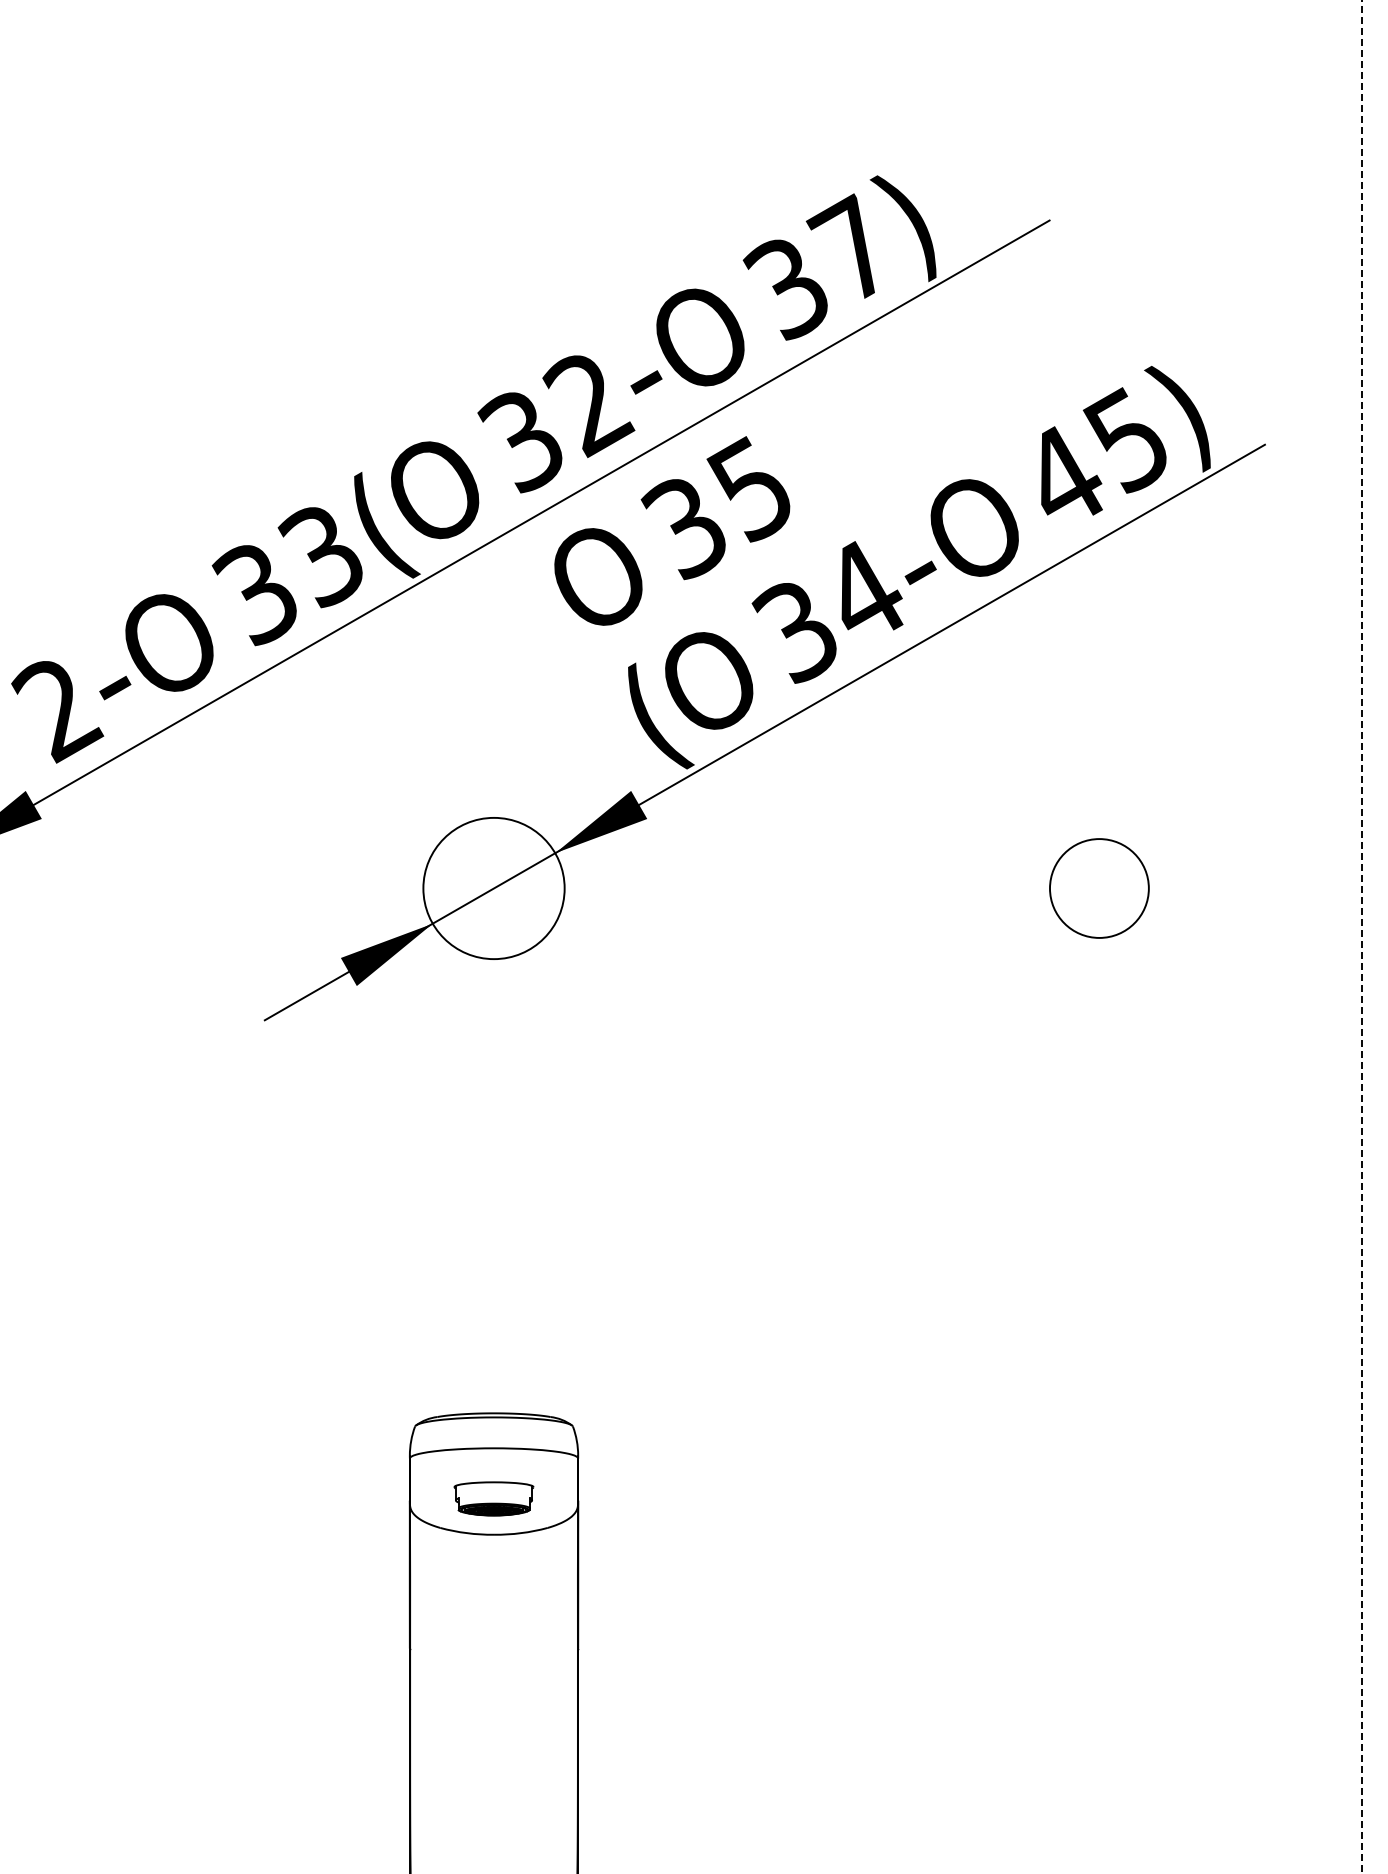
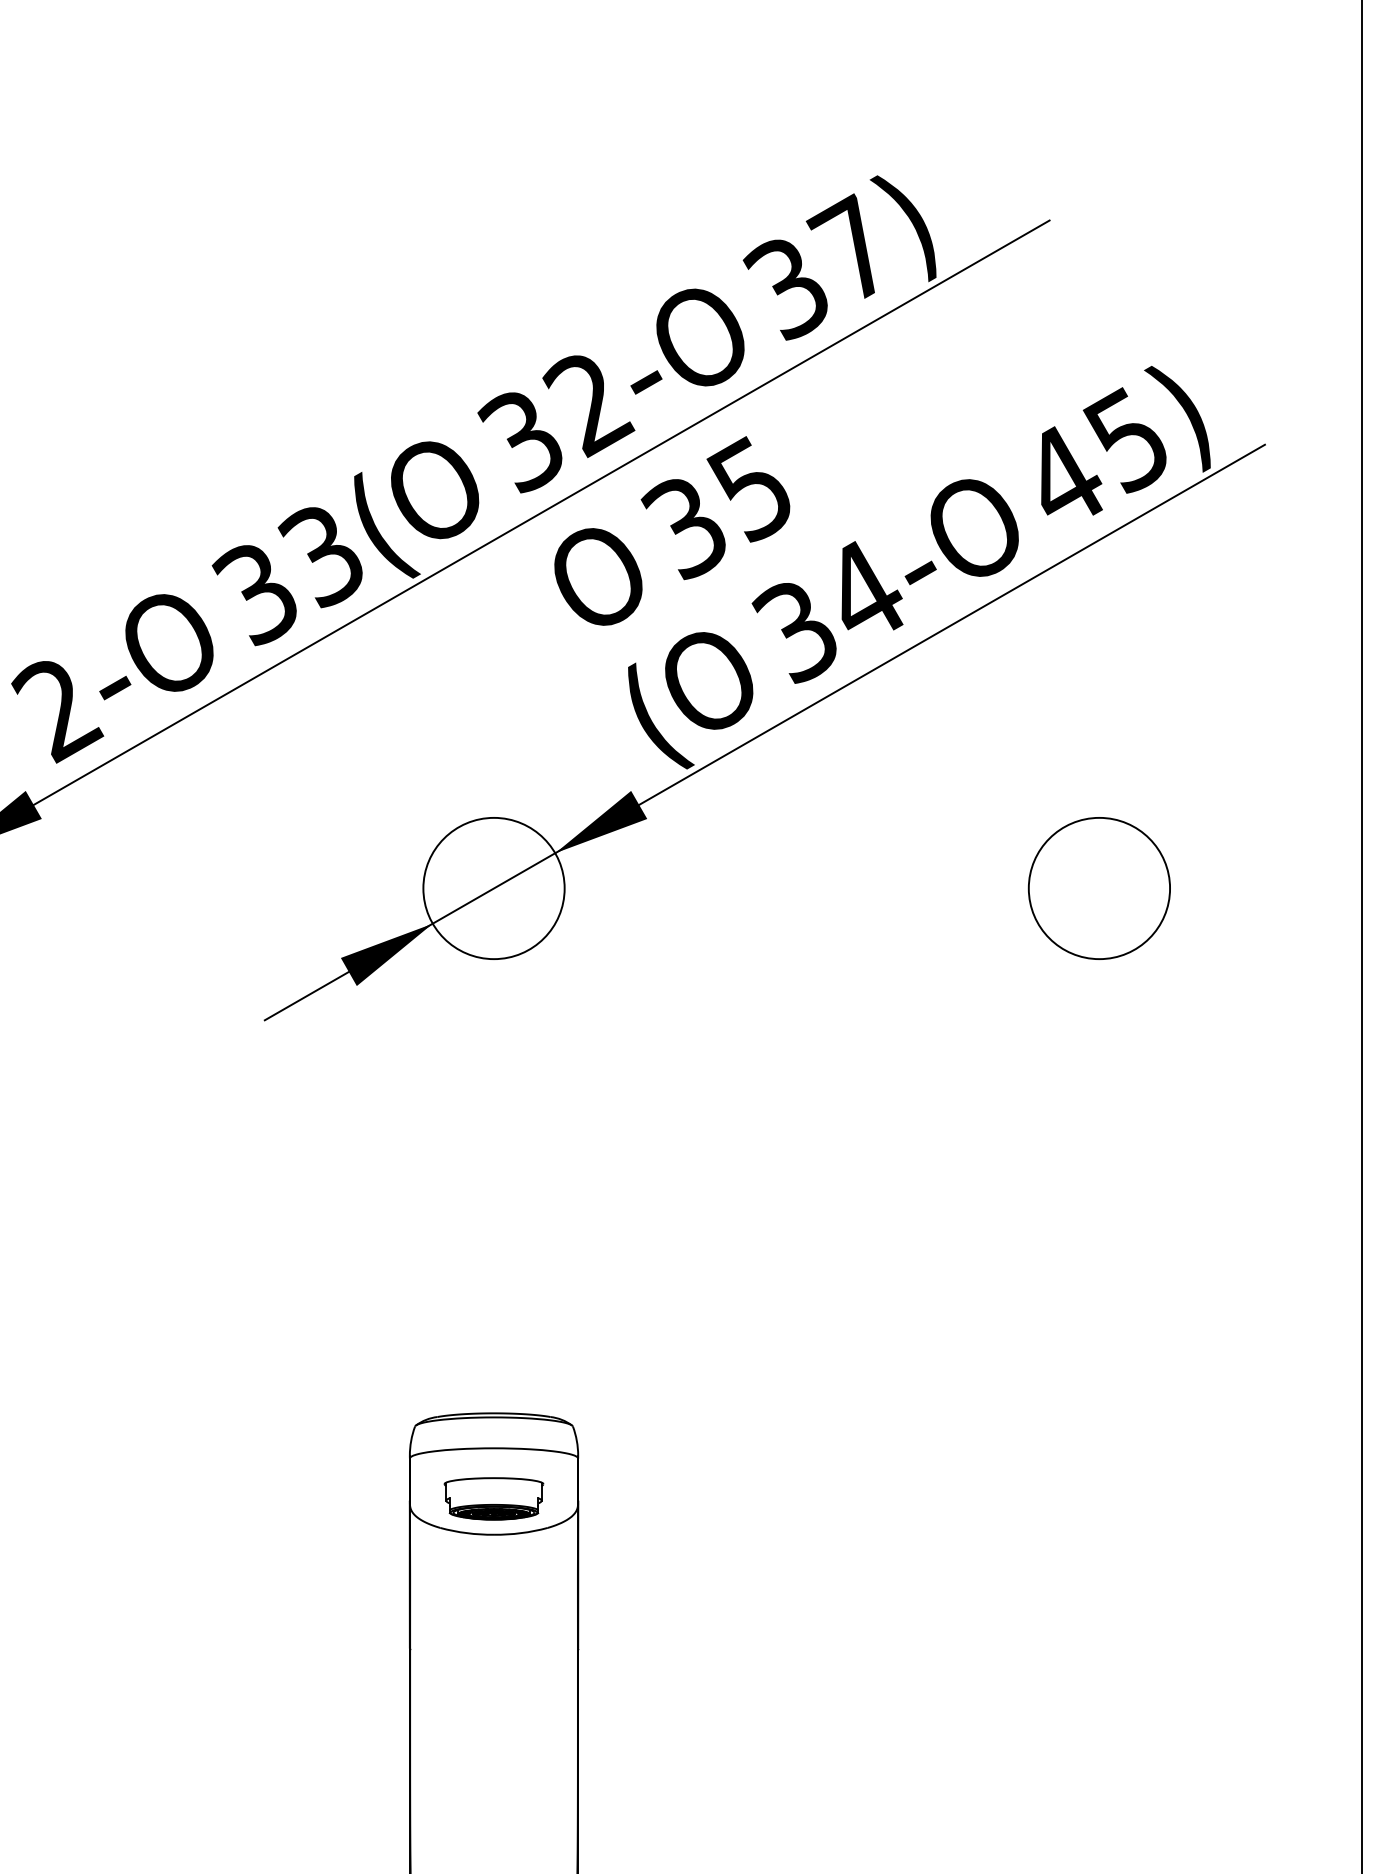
circle diameter: 99 px -> 141 px (1099, 888)
line: dashed -> solid (1362, 936)
part size: 82x36 px -> 102x44 px (493, 1498)
